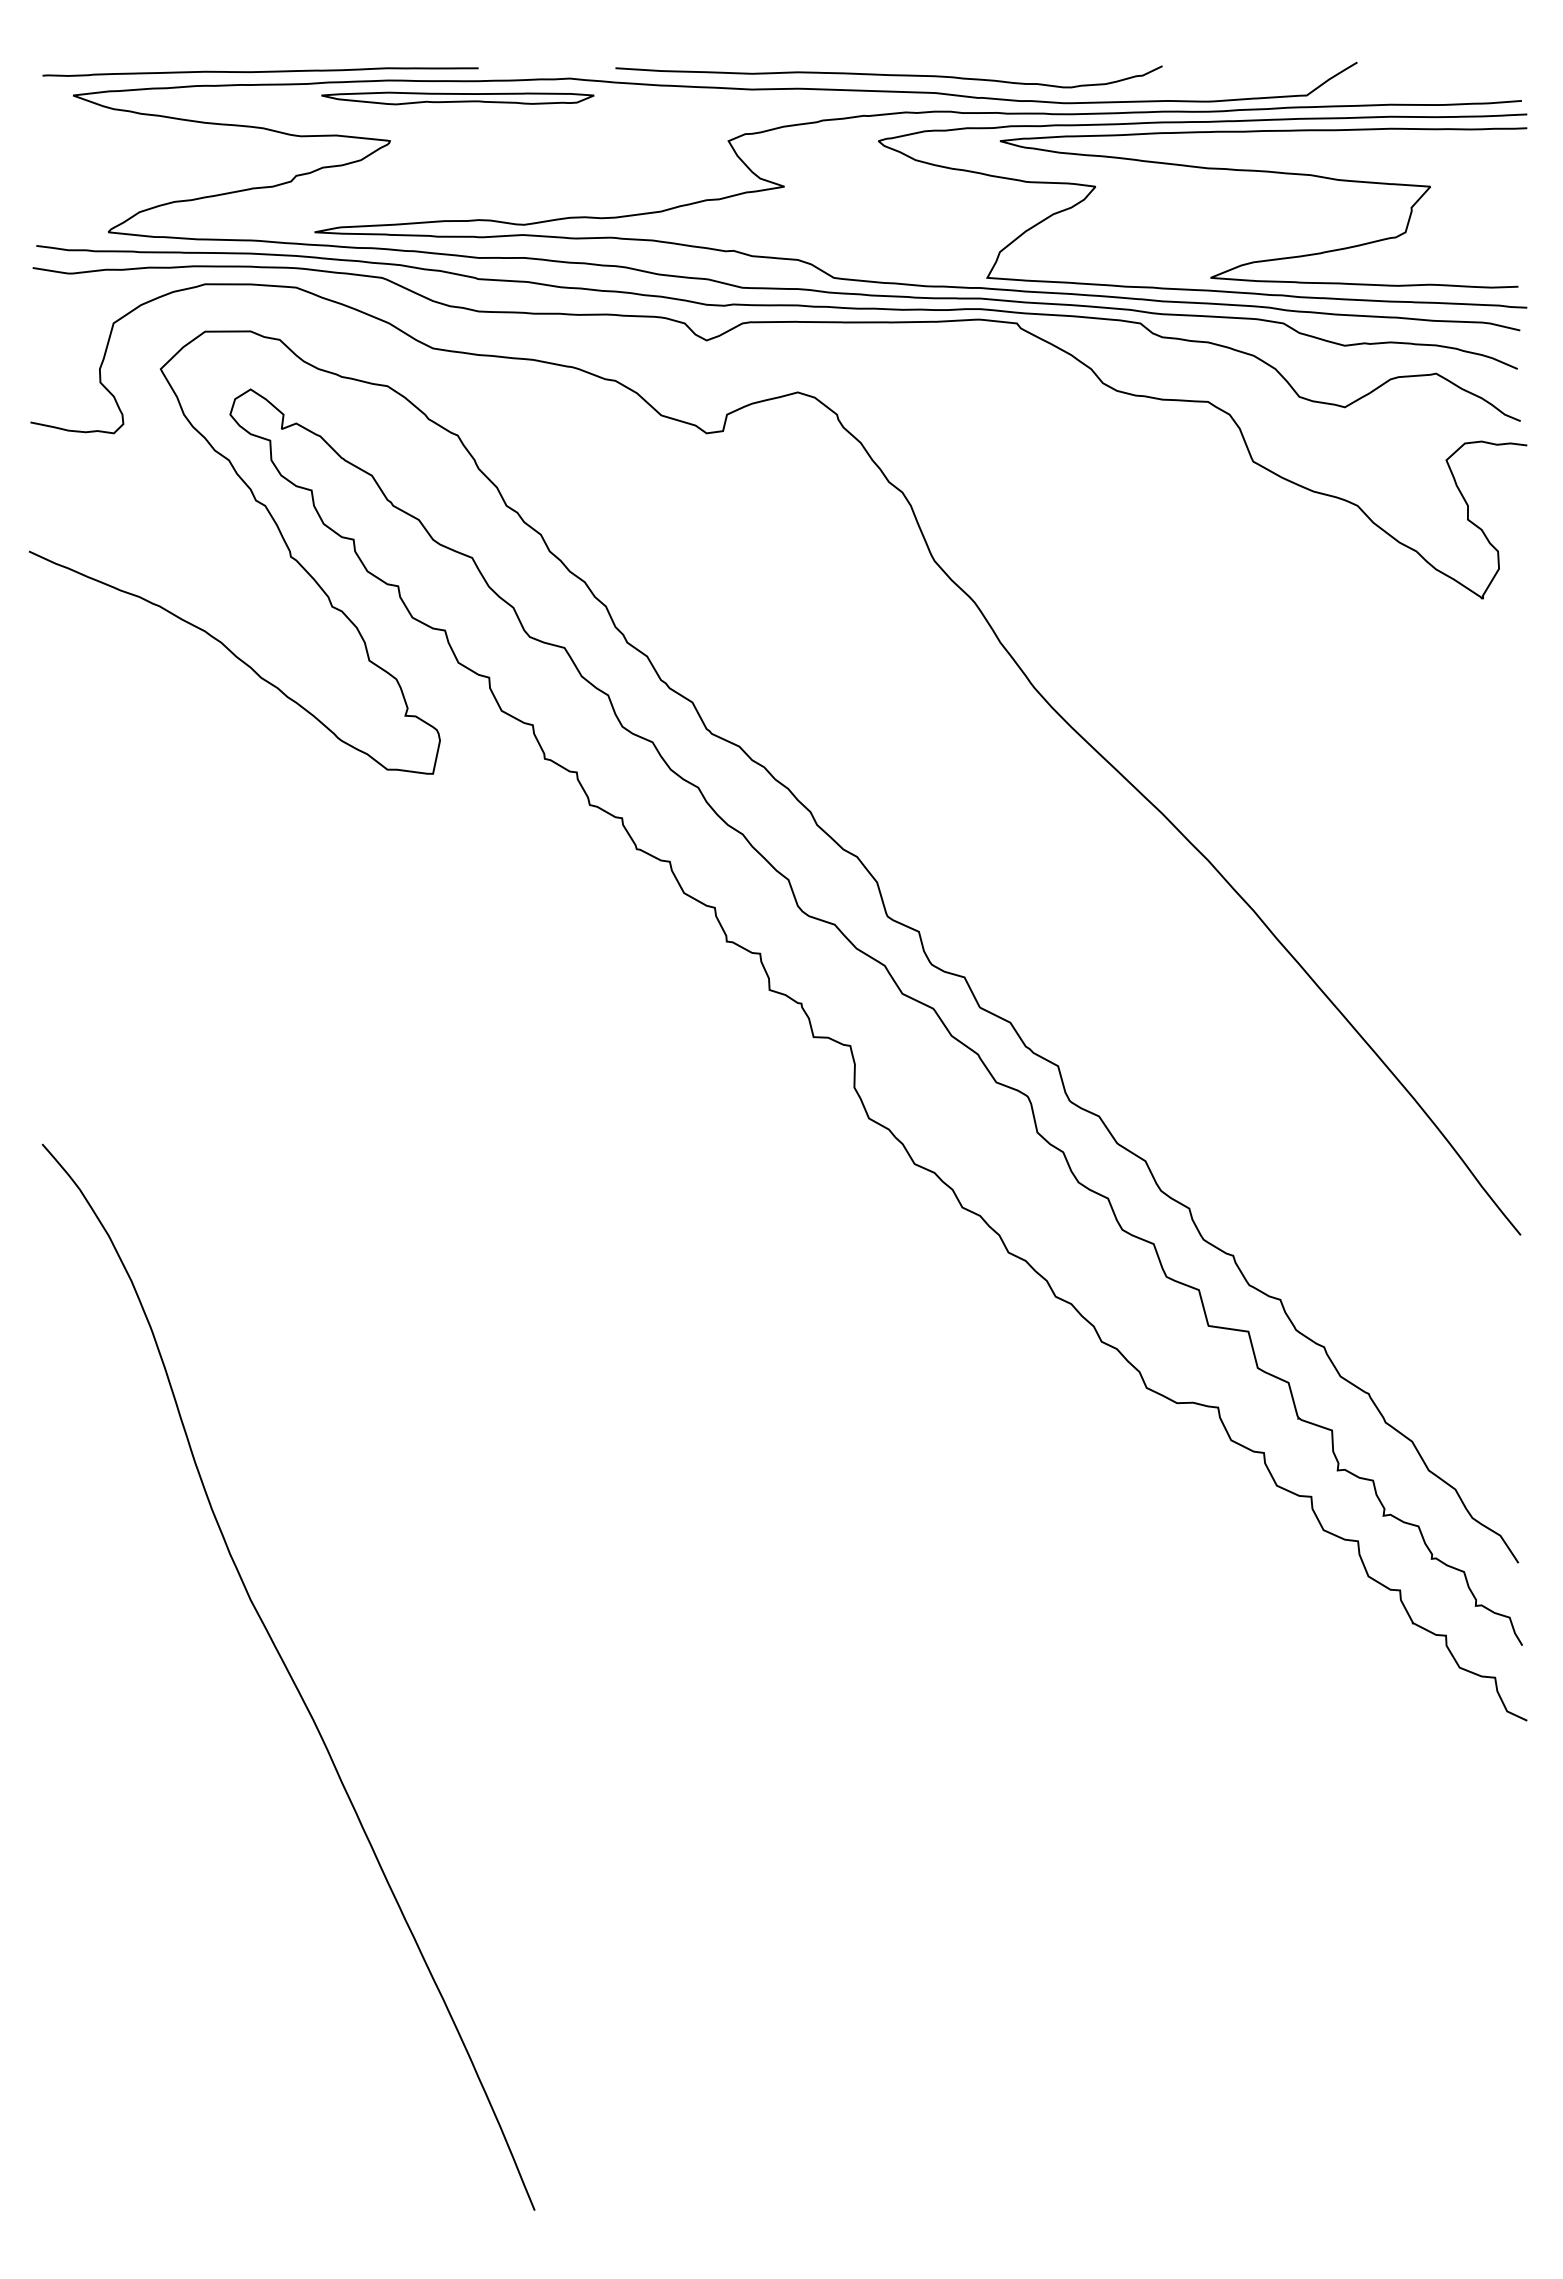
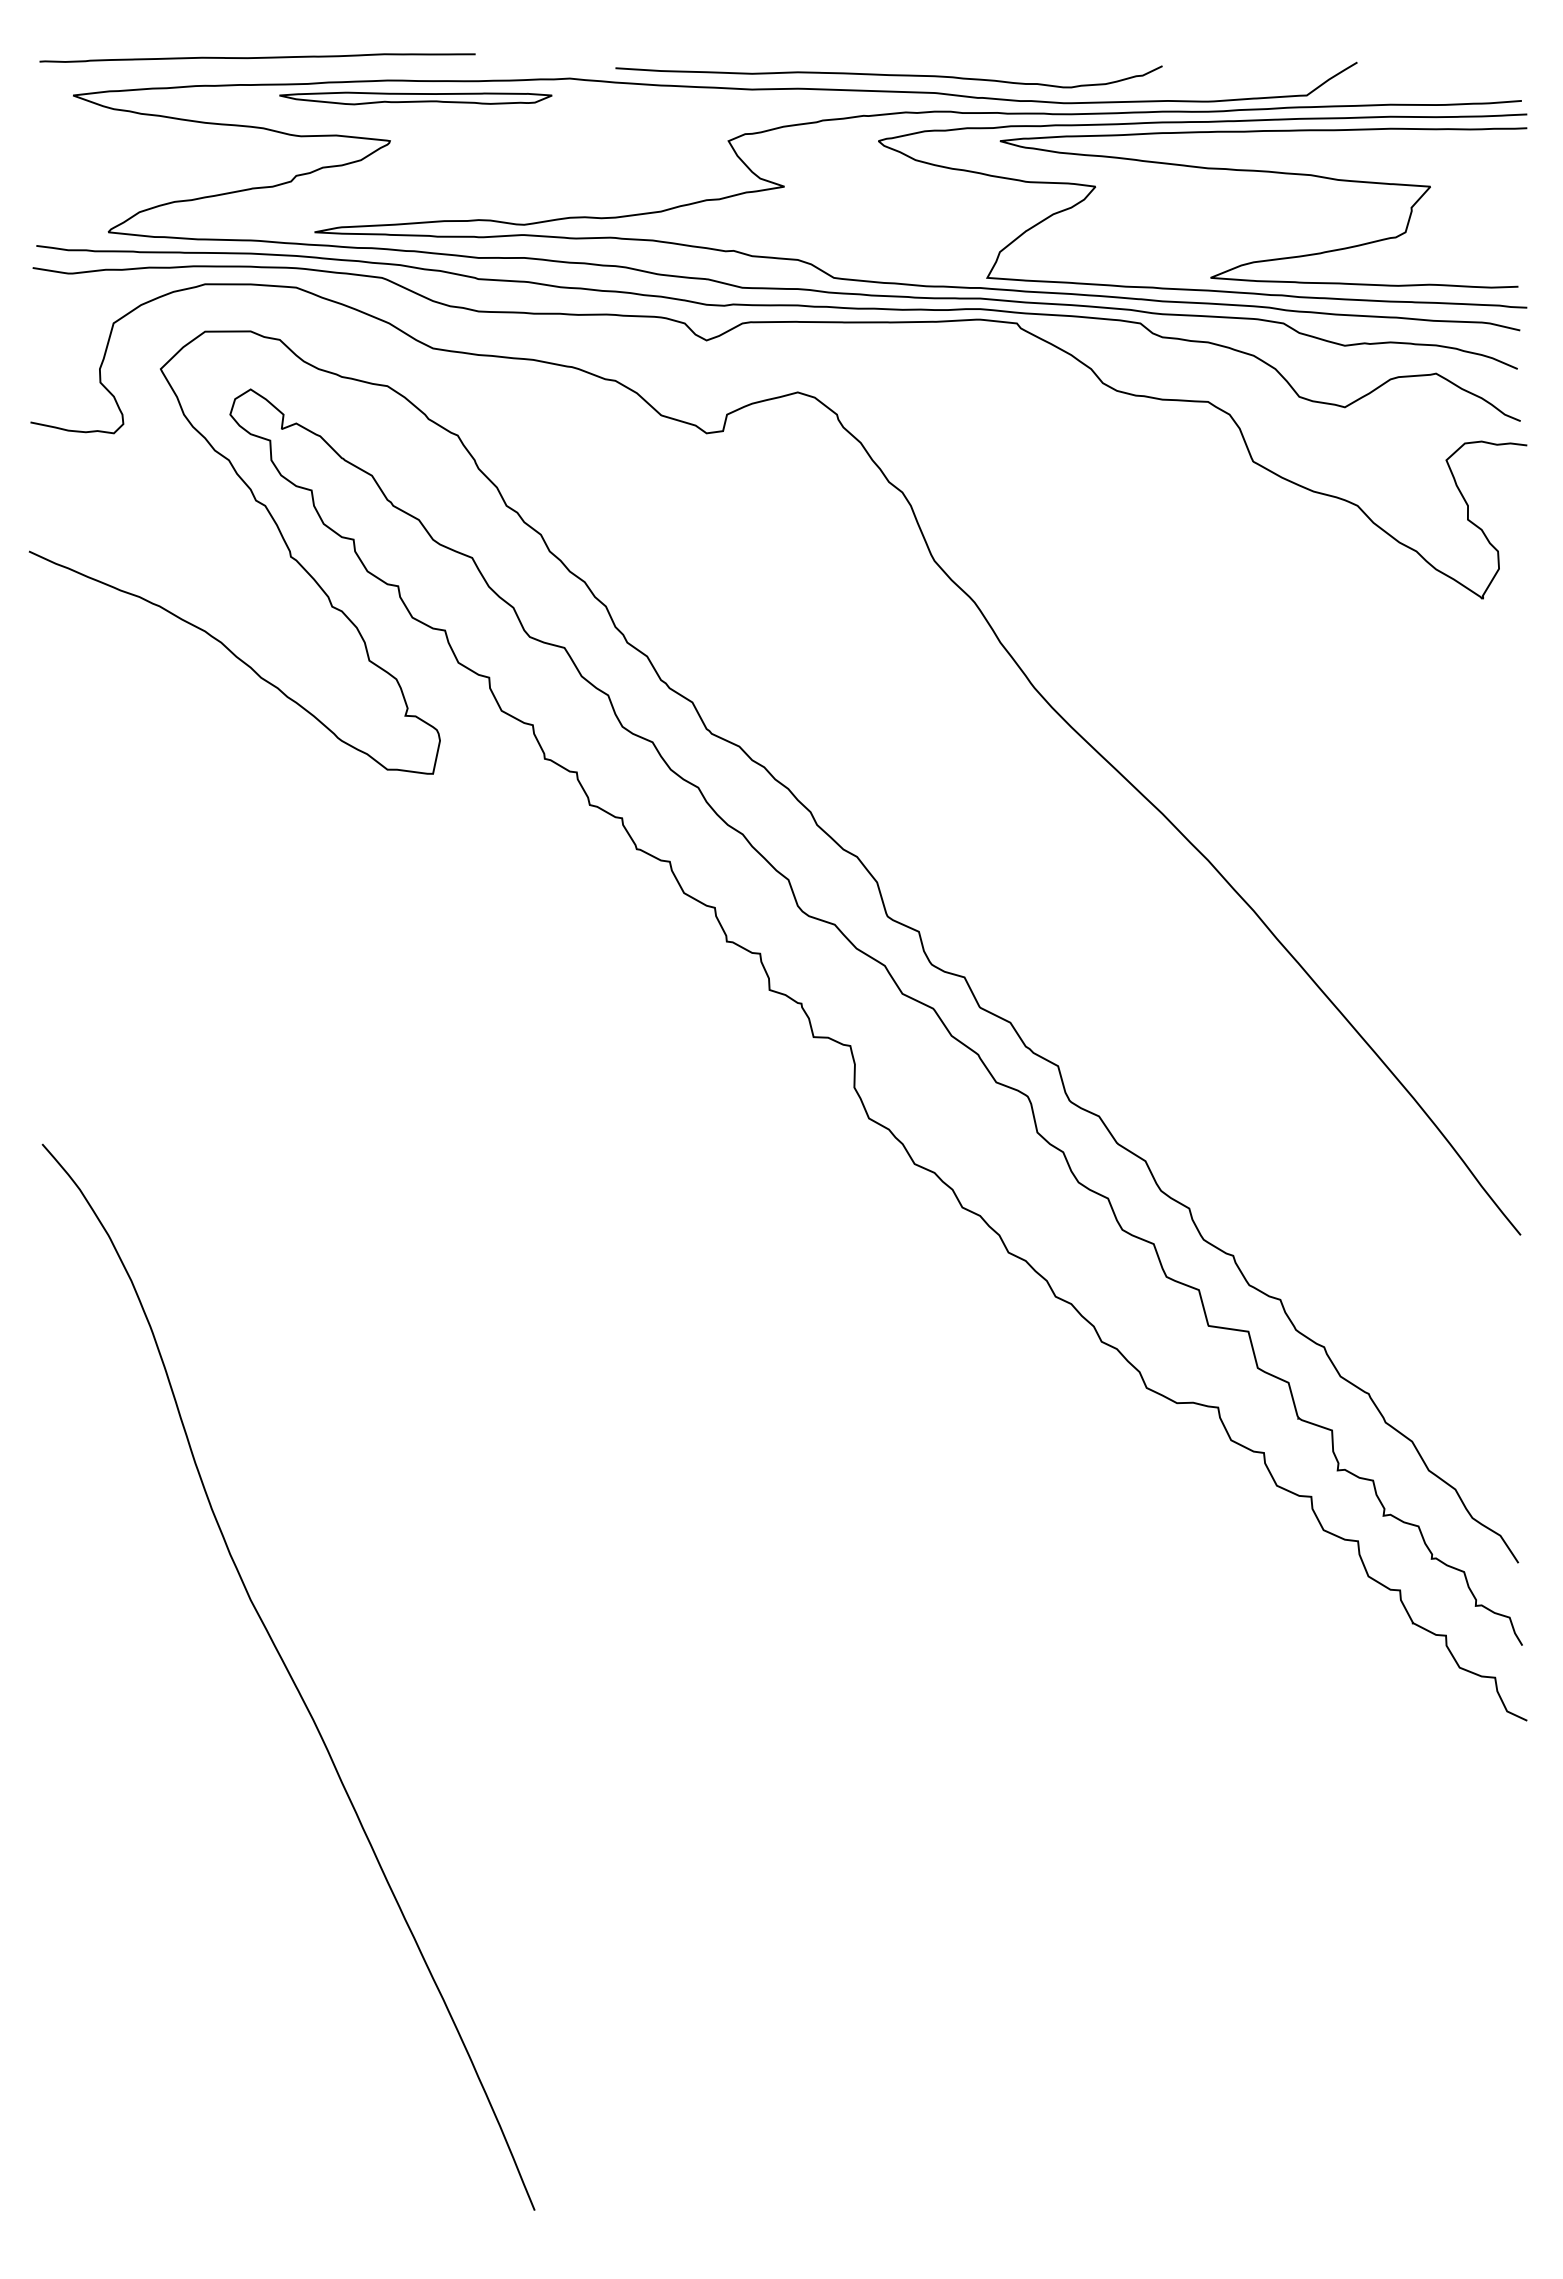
curve position: (260, 71) -> (257, 57) (257, 57)
part position: (457, 98) -> (415, 98) (415, 98)
